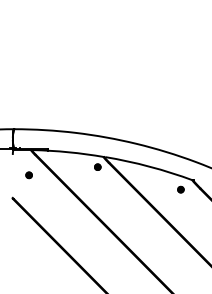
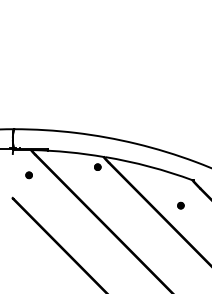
part position: (180, 189) -> (180, 205) (180, 205)
